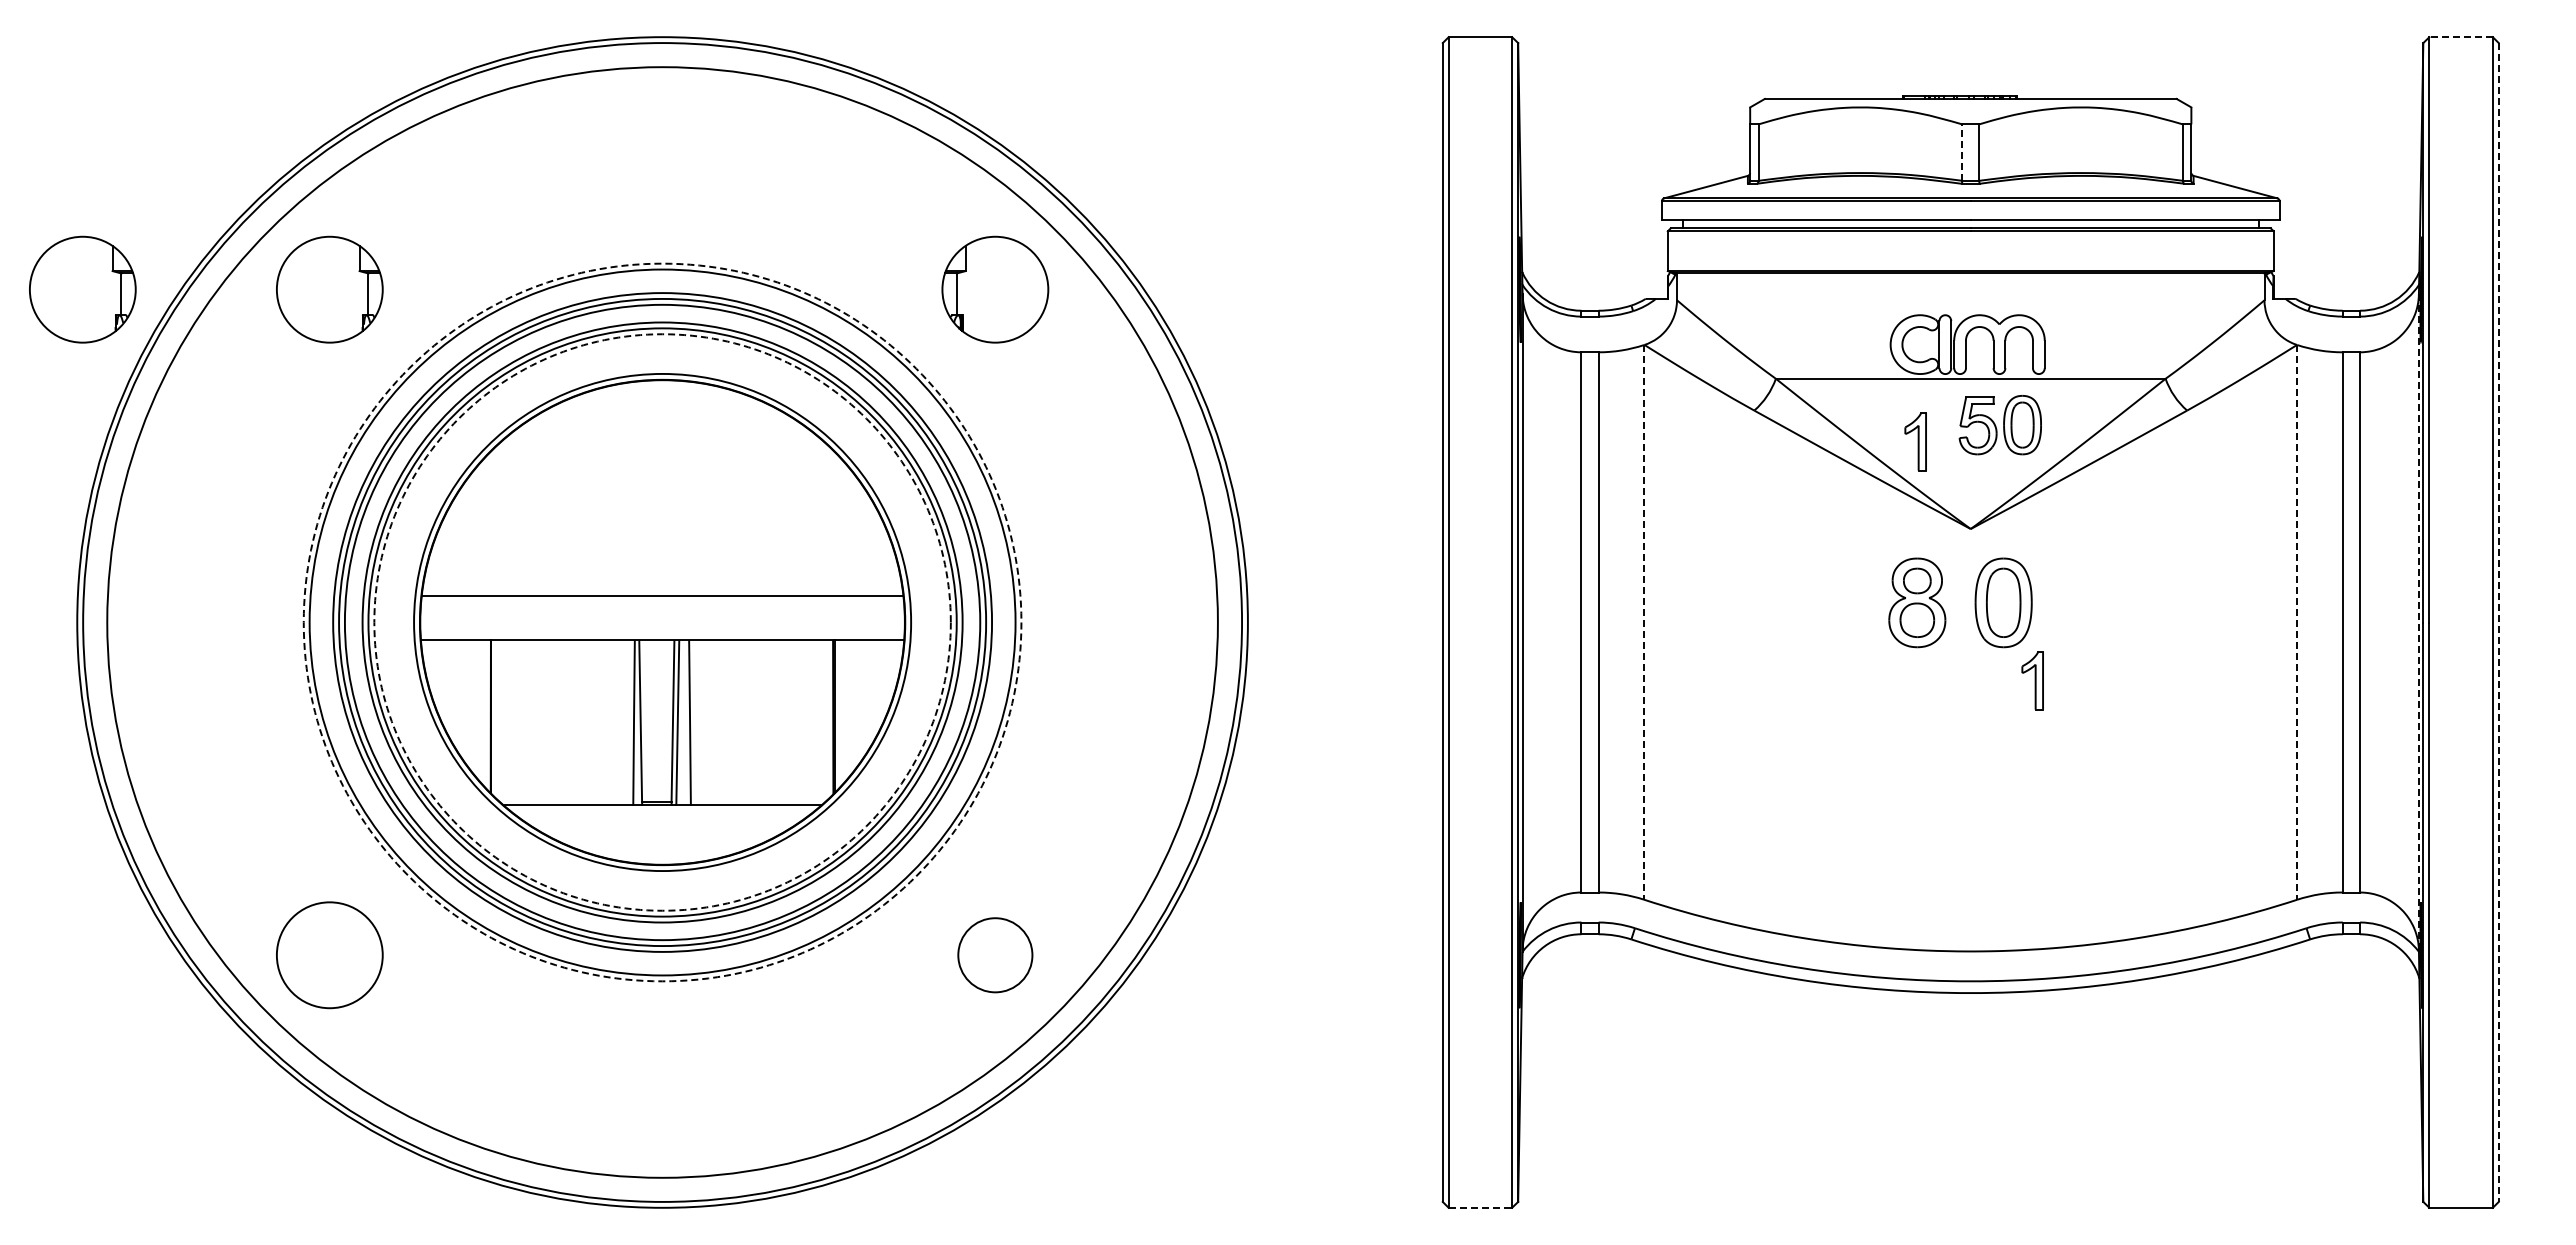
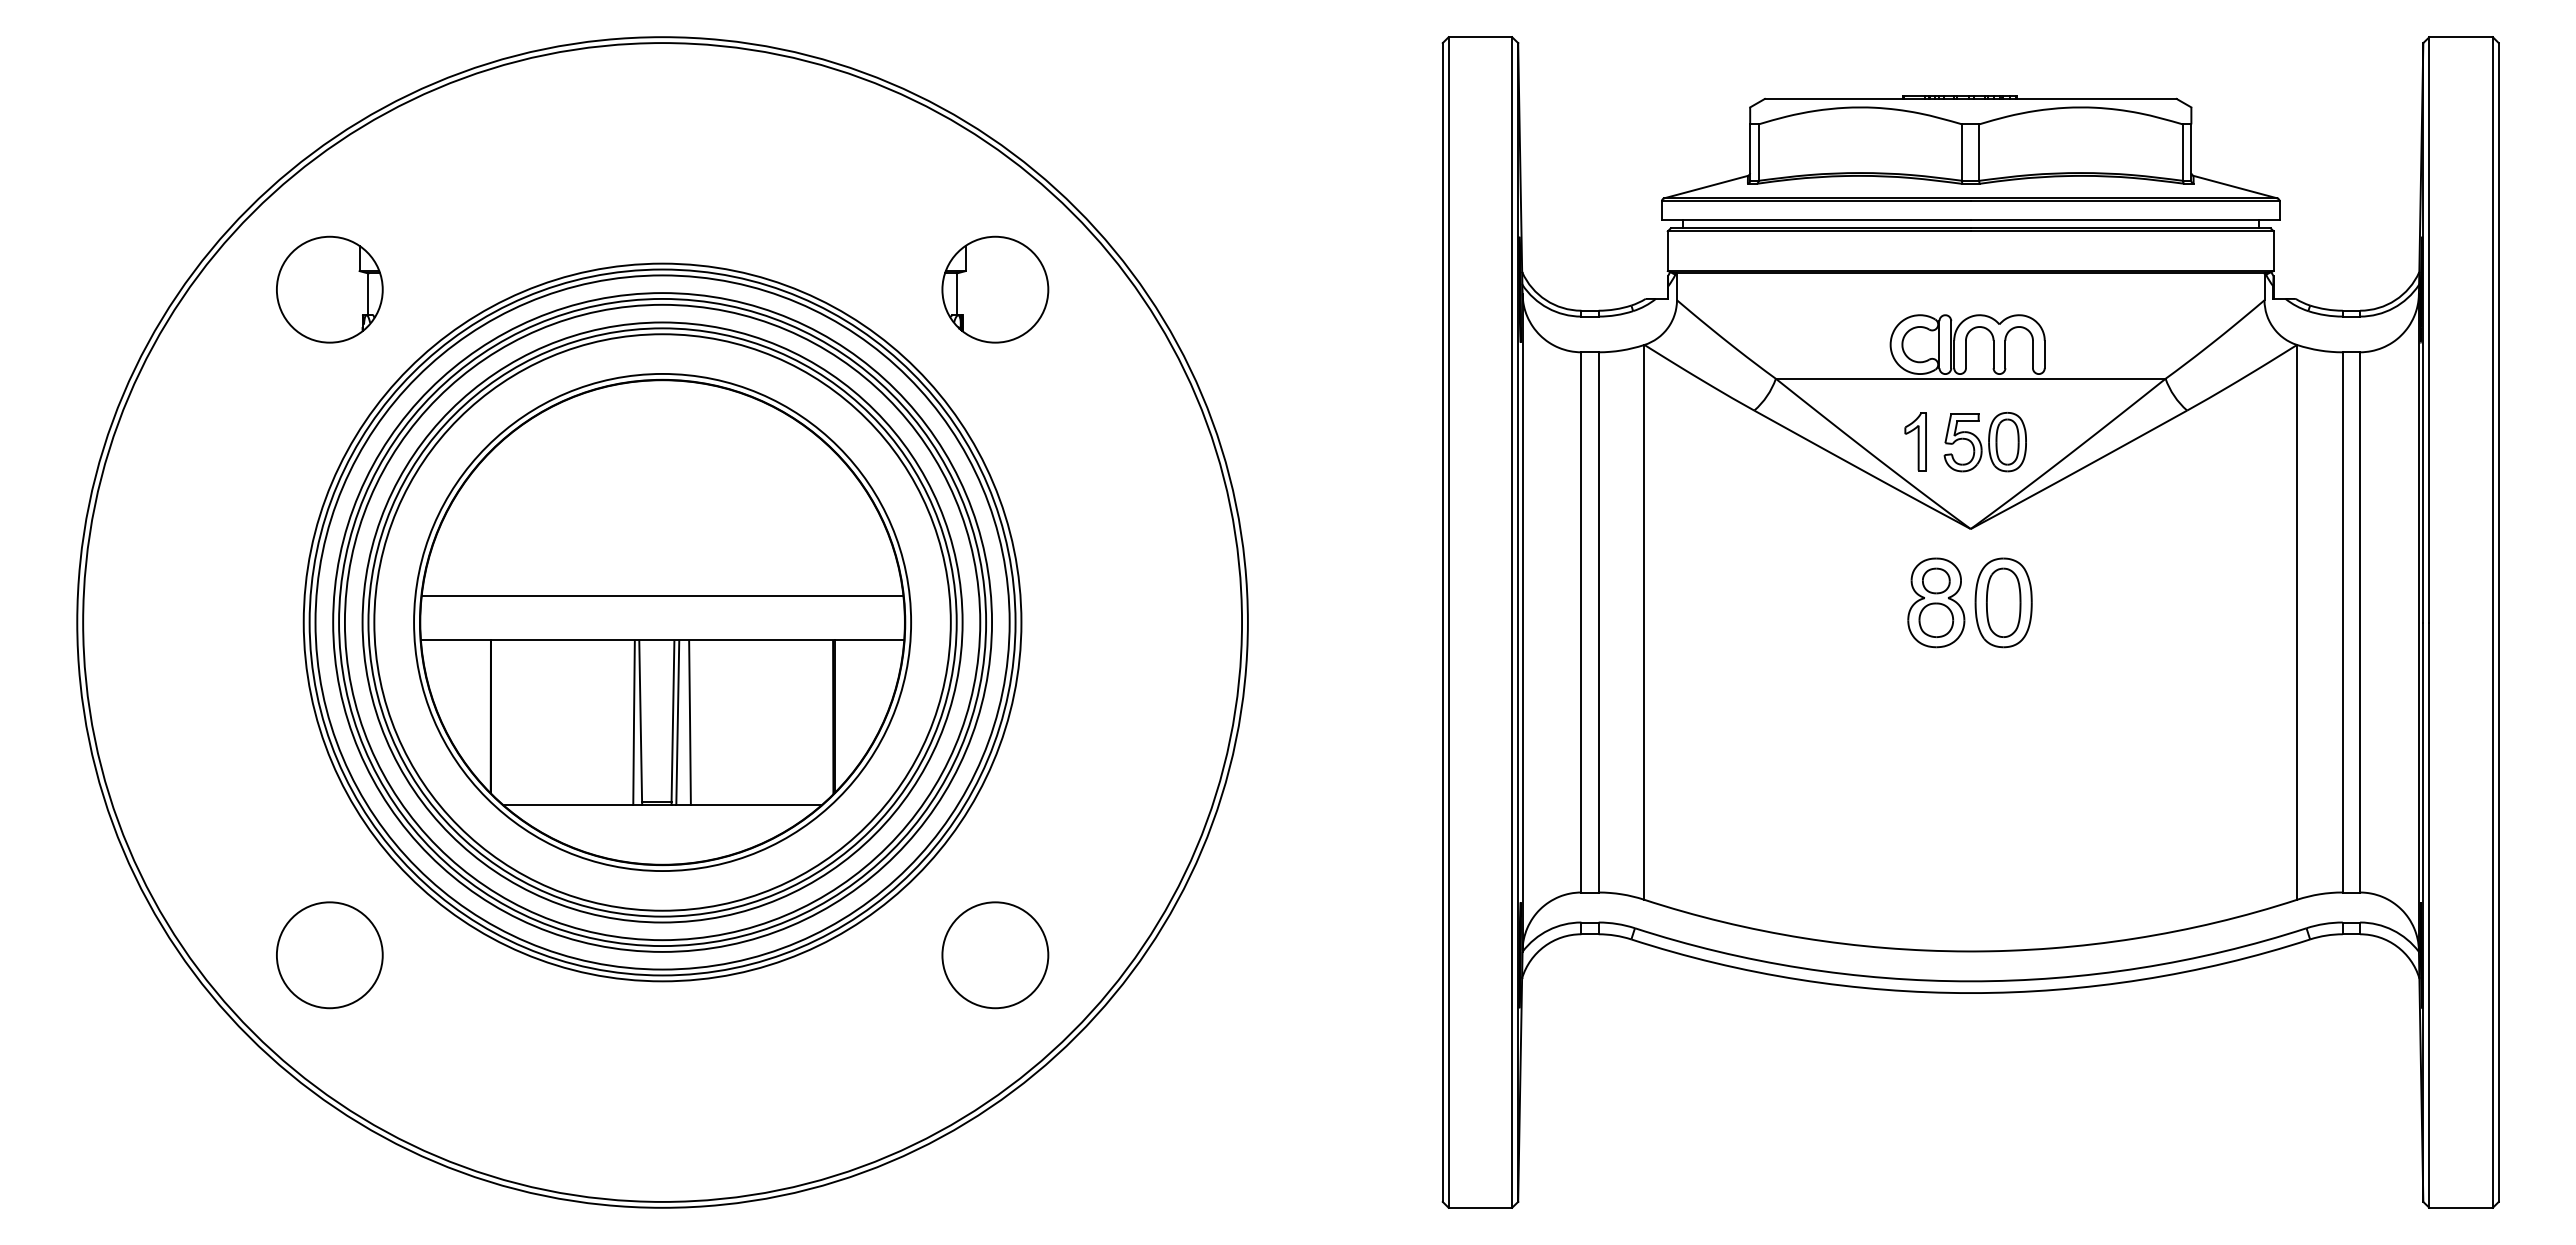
line: dashed -> solid (2461, 37)
line: dashed -> solid (1962, 152)
part: present -> none (82, 289)
part position: (1999, 425) -> (1984, 442) (1984, 442)
part position: (1917, 602) -> (1936, 602) (1936, 602)
circle diameter: 1111 px -> 694 px (662, 622)
circle: dashed -> solid (662, 622)
circle: dashed -> solid (662, 622)
line: dashed -> solid (1644, 622)
line: dashed -> solid (2297, 622)
line: dashed -> solid (2418, 622)
line: dashed -> solid (2498, 623)
part: present -> none (2032, 680)
circle diameter: 74 px -> 106 px (995, 955)
line: dashed -> solid (1480, 1207)
